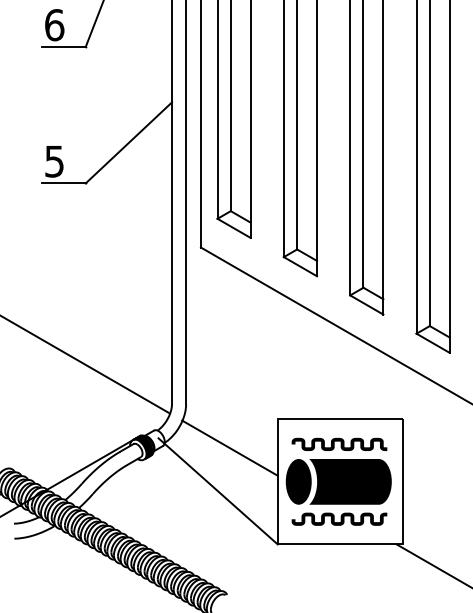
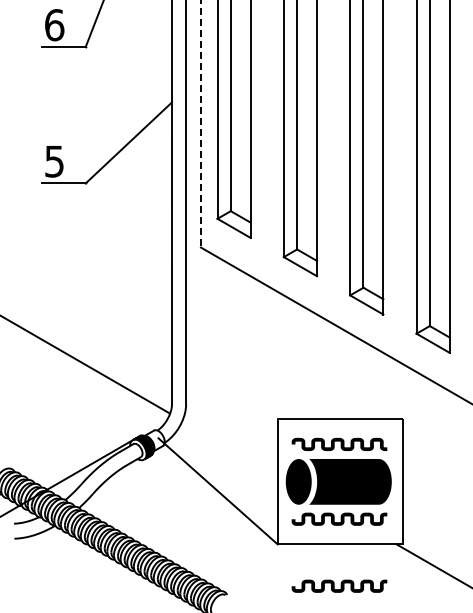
line: solid -> dashed (200, 124)
line: present -> none (229, 447)
part: none -> present (339, 585)
